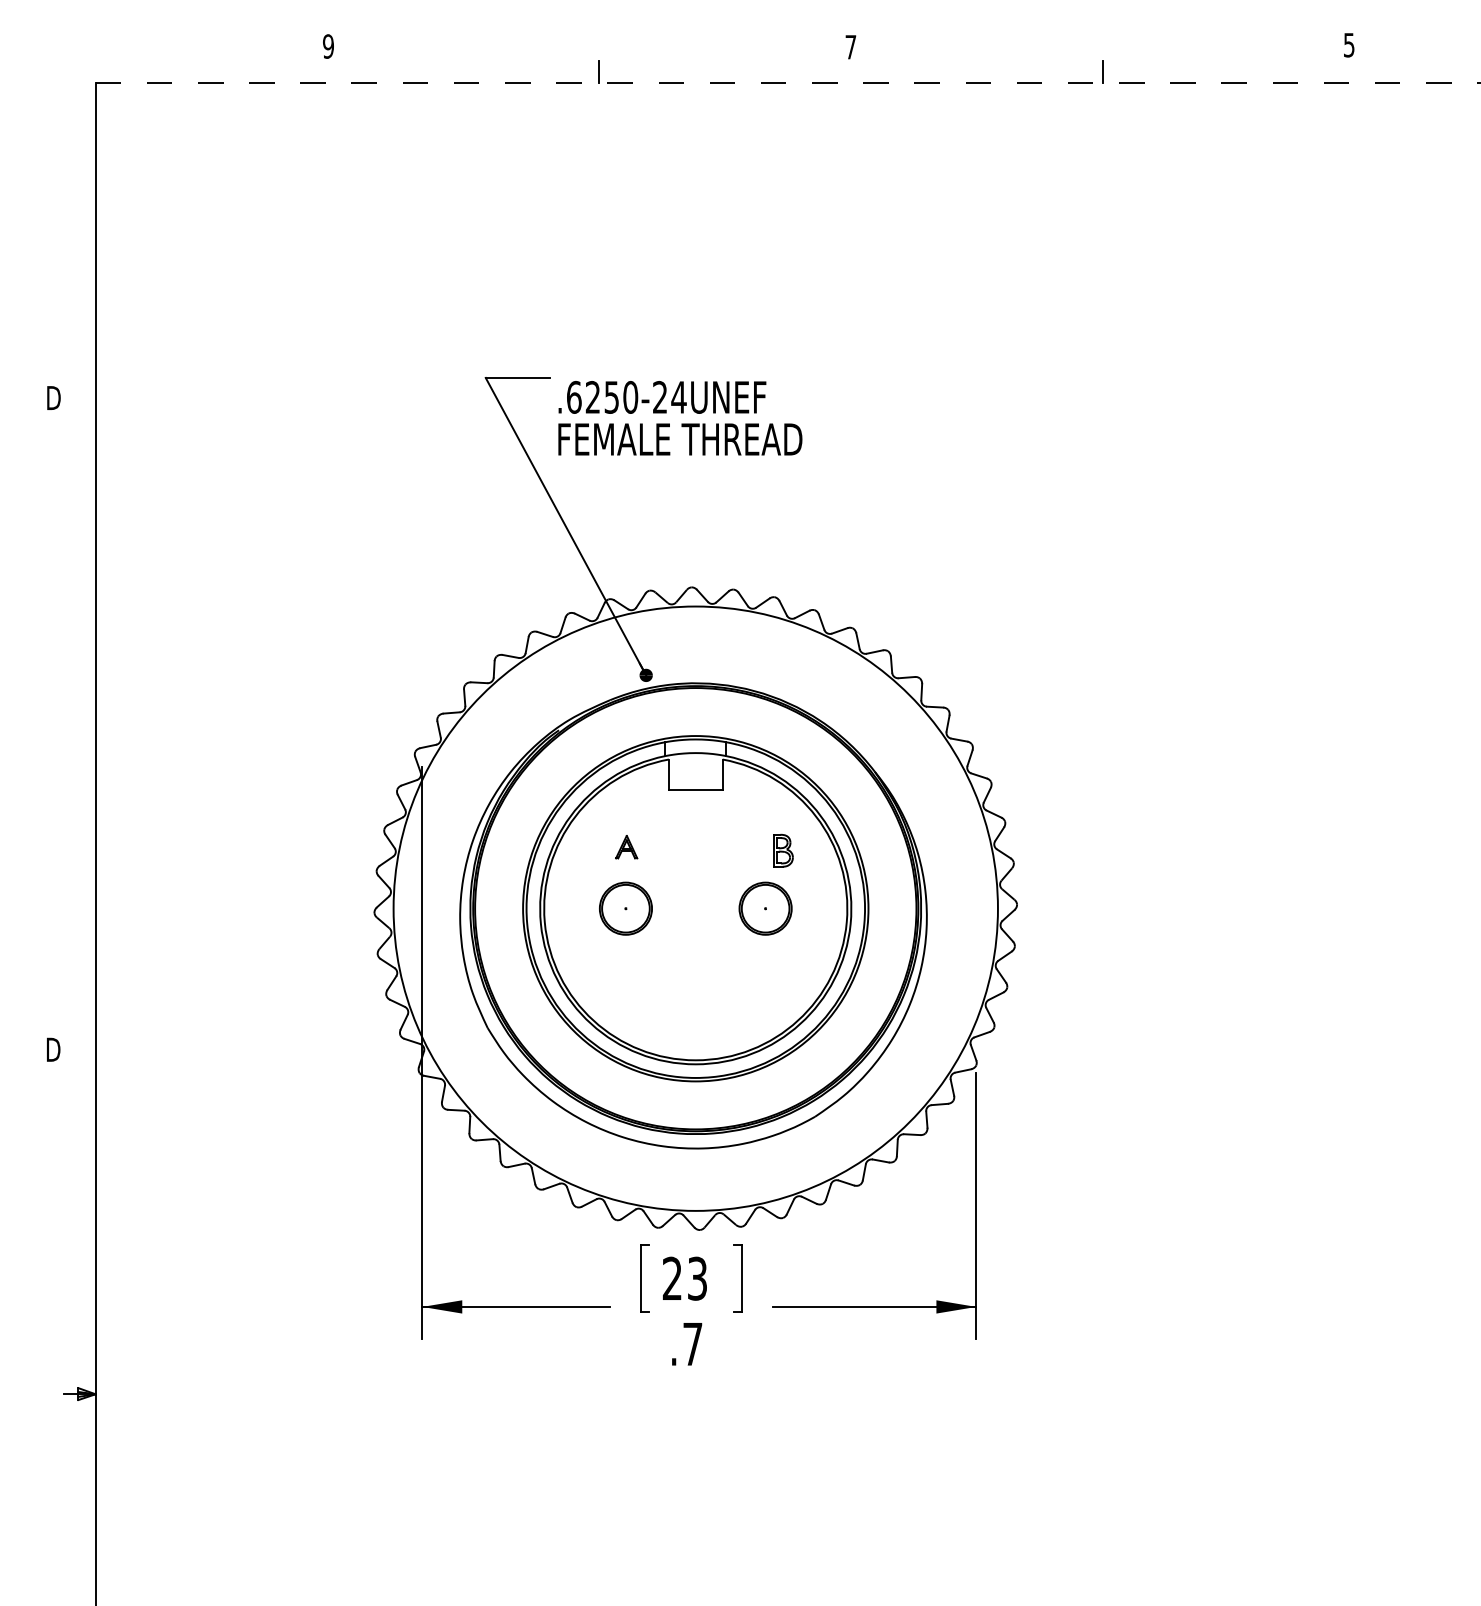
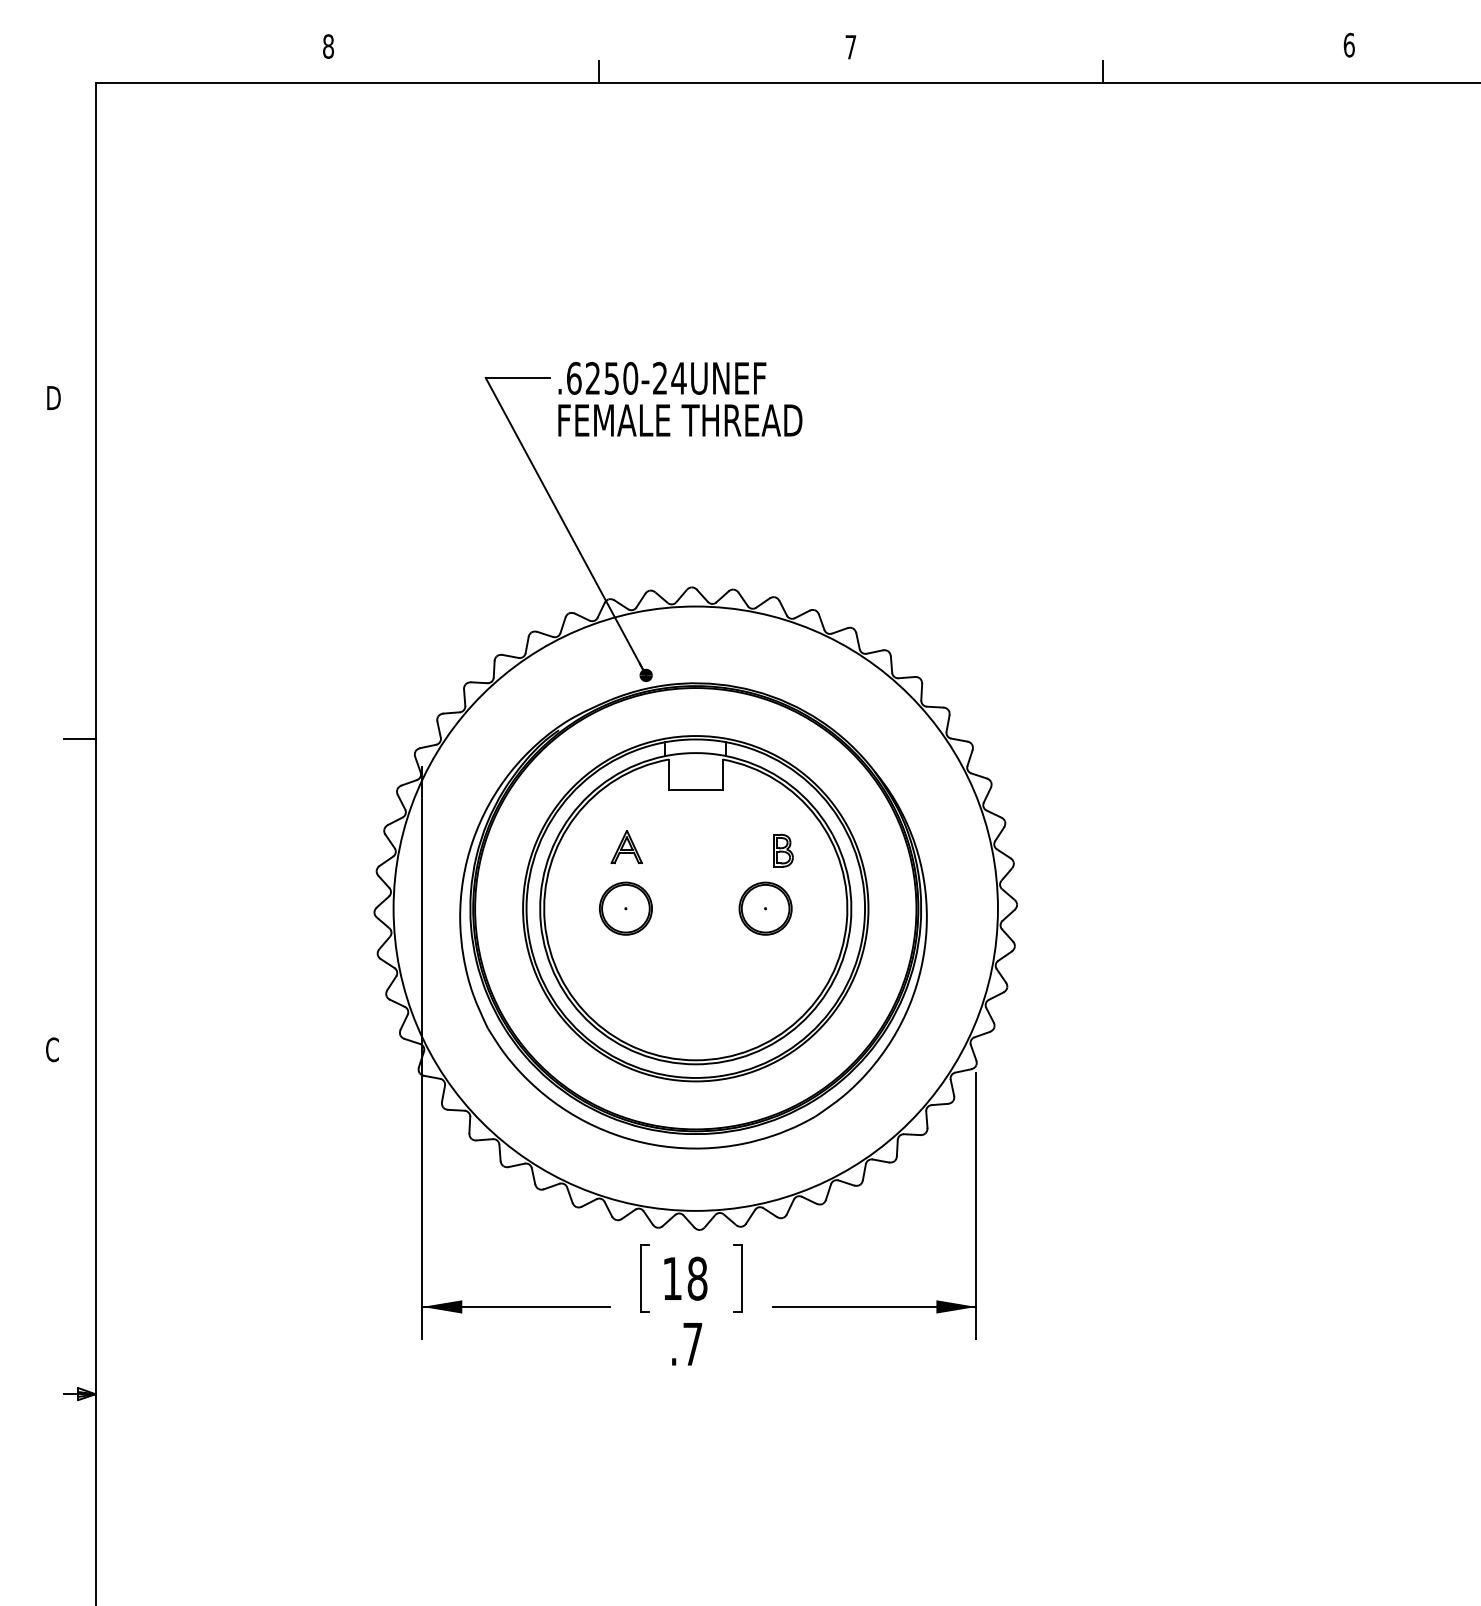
text: 5 -> 6 (1348, 44)
text: 9 -> 8 (328, 46)
line: dashed -> solid (788, 83)
text position: (680, 418) -> (680, 399) (680, 399)
line: none -> present (79, 738)
part size: 24x25 px -> 33x35 px (626, 847)
text: D -> C (53, 1049)
text: 23 -> 18 (684, 1278)
